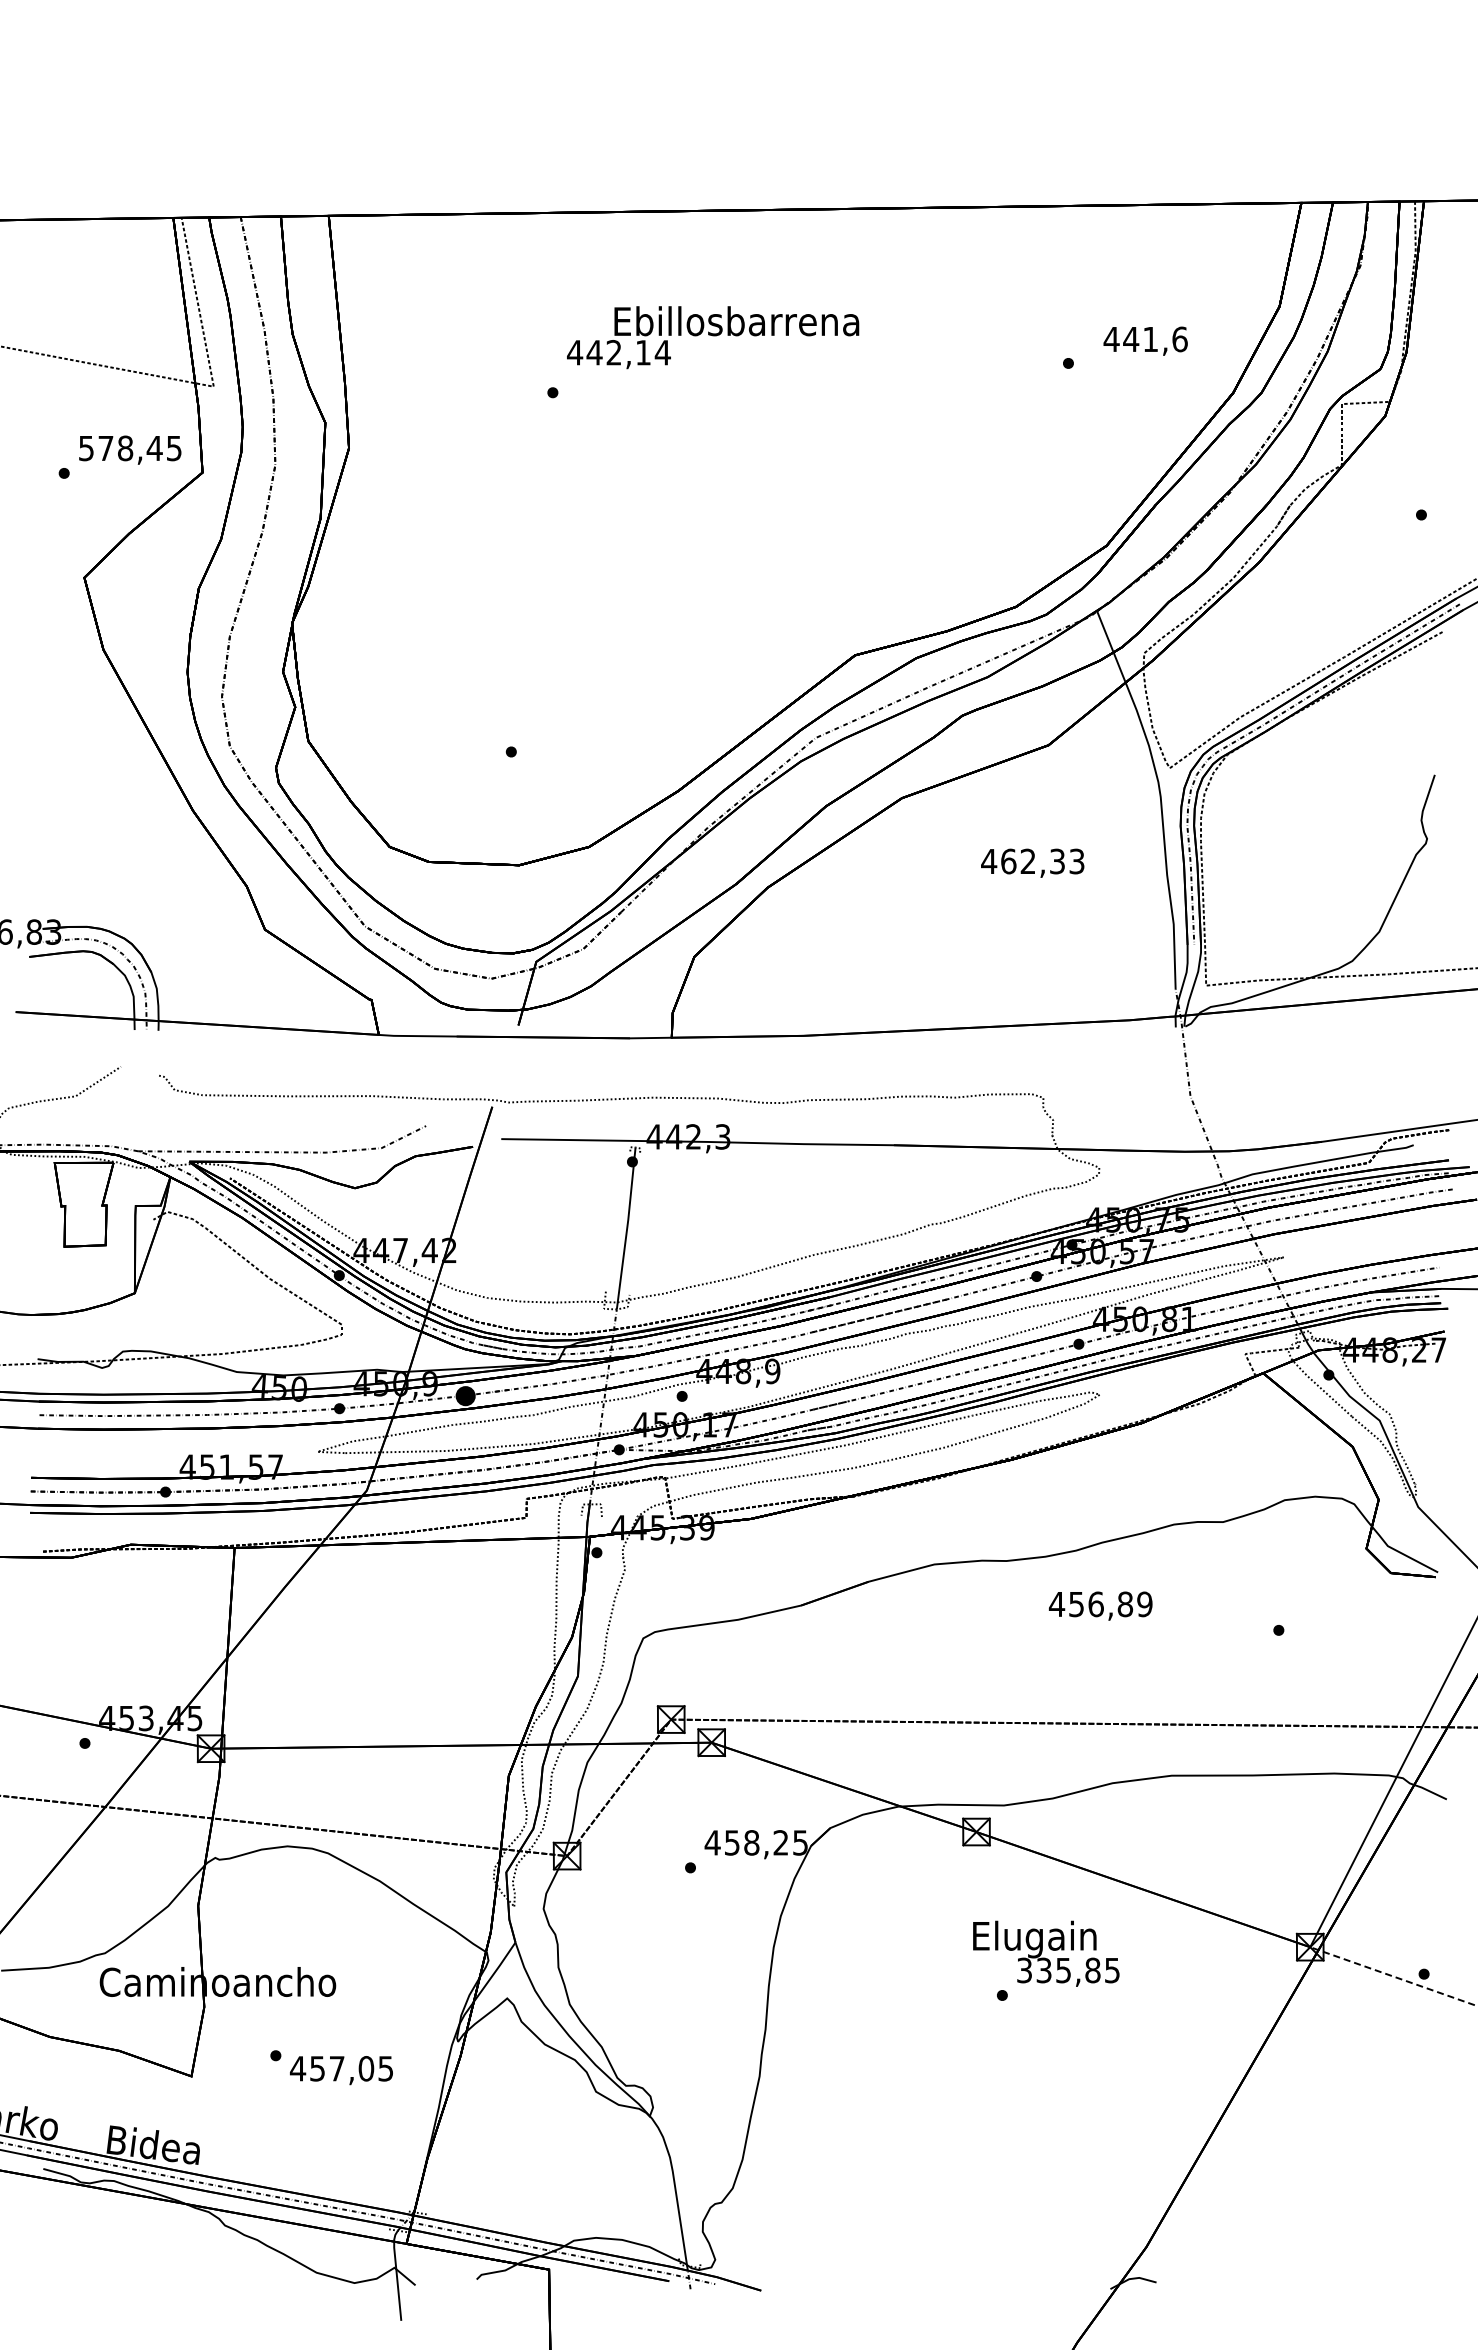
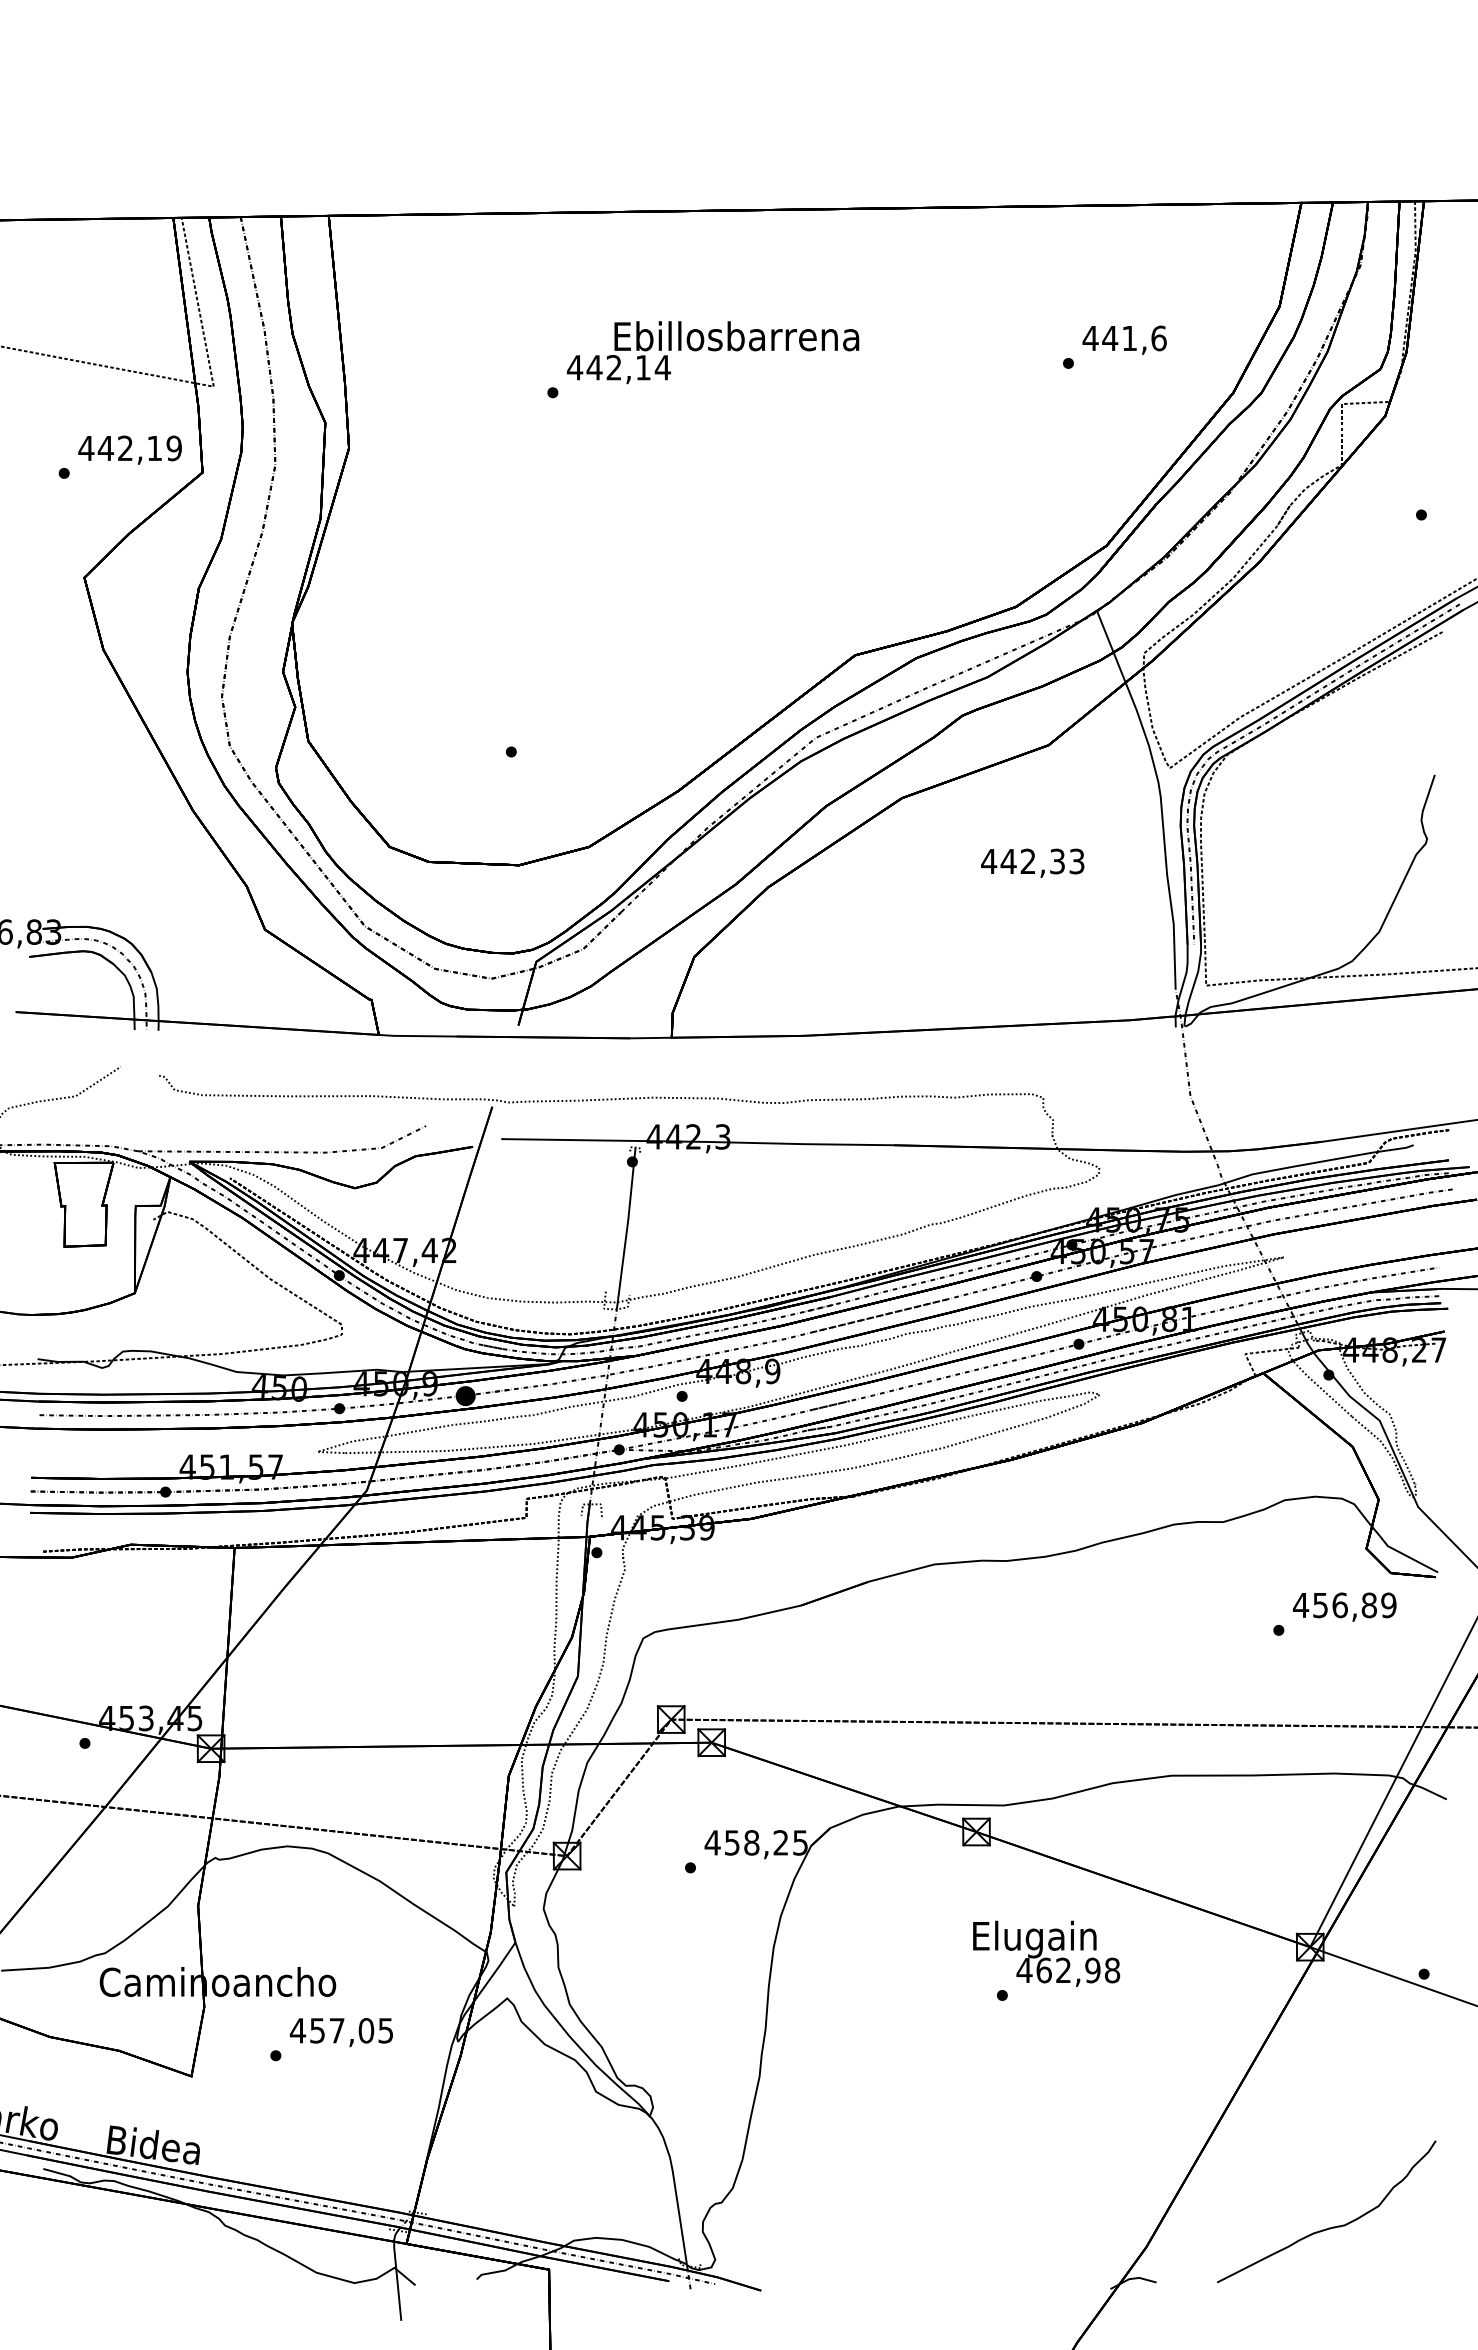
text position: (713, 337) -> (713, 352) (713, 352)
text position: (1145, 340) -> (1124, 339) (1124, 339)
text: 578,45 -> 442,19 (129, 448)
text: 462,33 -> 442,33 (1008, 861)
text position: (1100, 1605) -> (1344, 1606) (1344, 1606)
text: 335,85 -> 462,98 (1068, 1970)
line: dashed -> solid (1394, 1976)
text position: (341, 2070) -> (341, 2032) (341, 2032)
curve: none -> present (1328, 2227)
